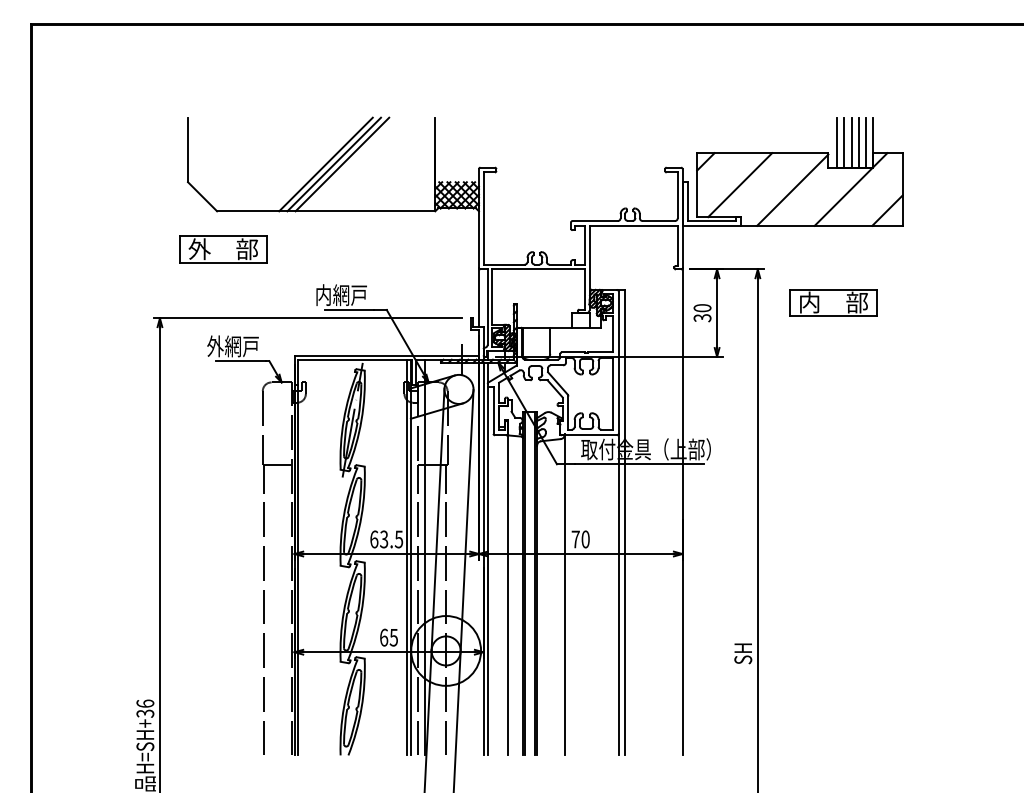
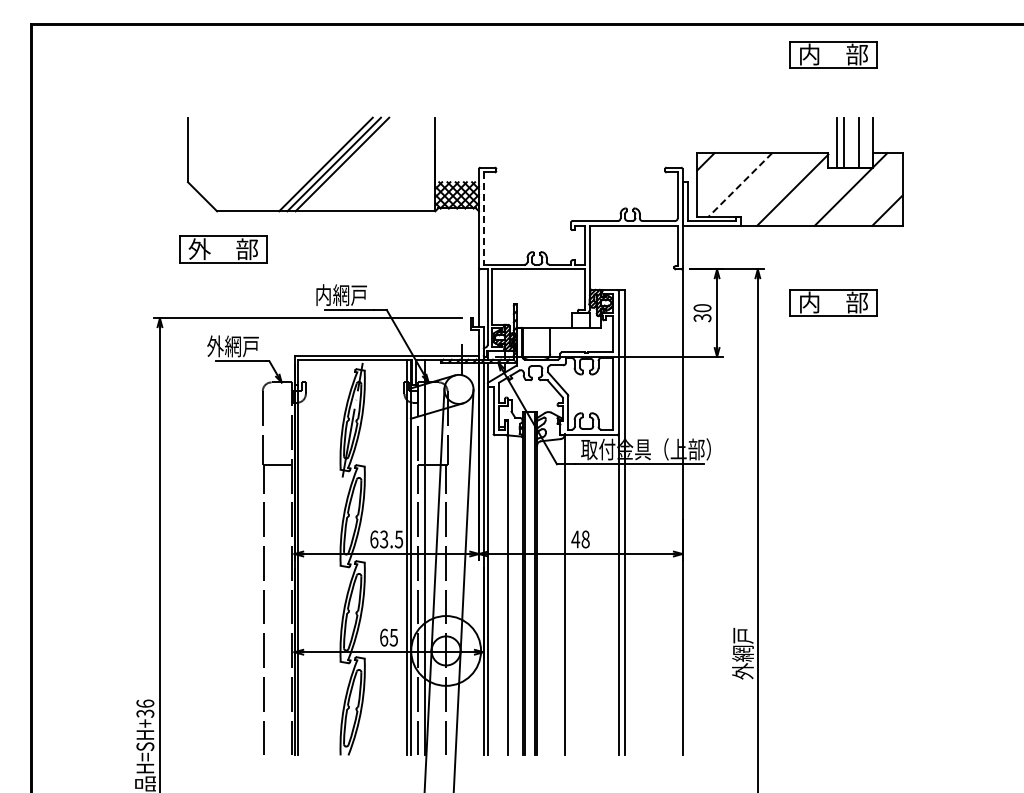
part: none -> present (833, 54)
line: present -> none (851, 142)
line: present -> none (866, 142)
line: solid -> dashed (739, 185)
line: solid -> dashed (483, 219)
text: 70 -> 48 (580, 539)
text: SH -> 外網戸 (742, 653)
